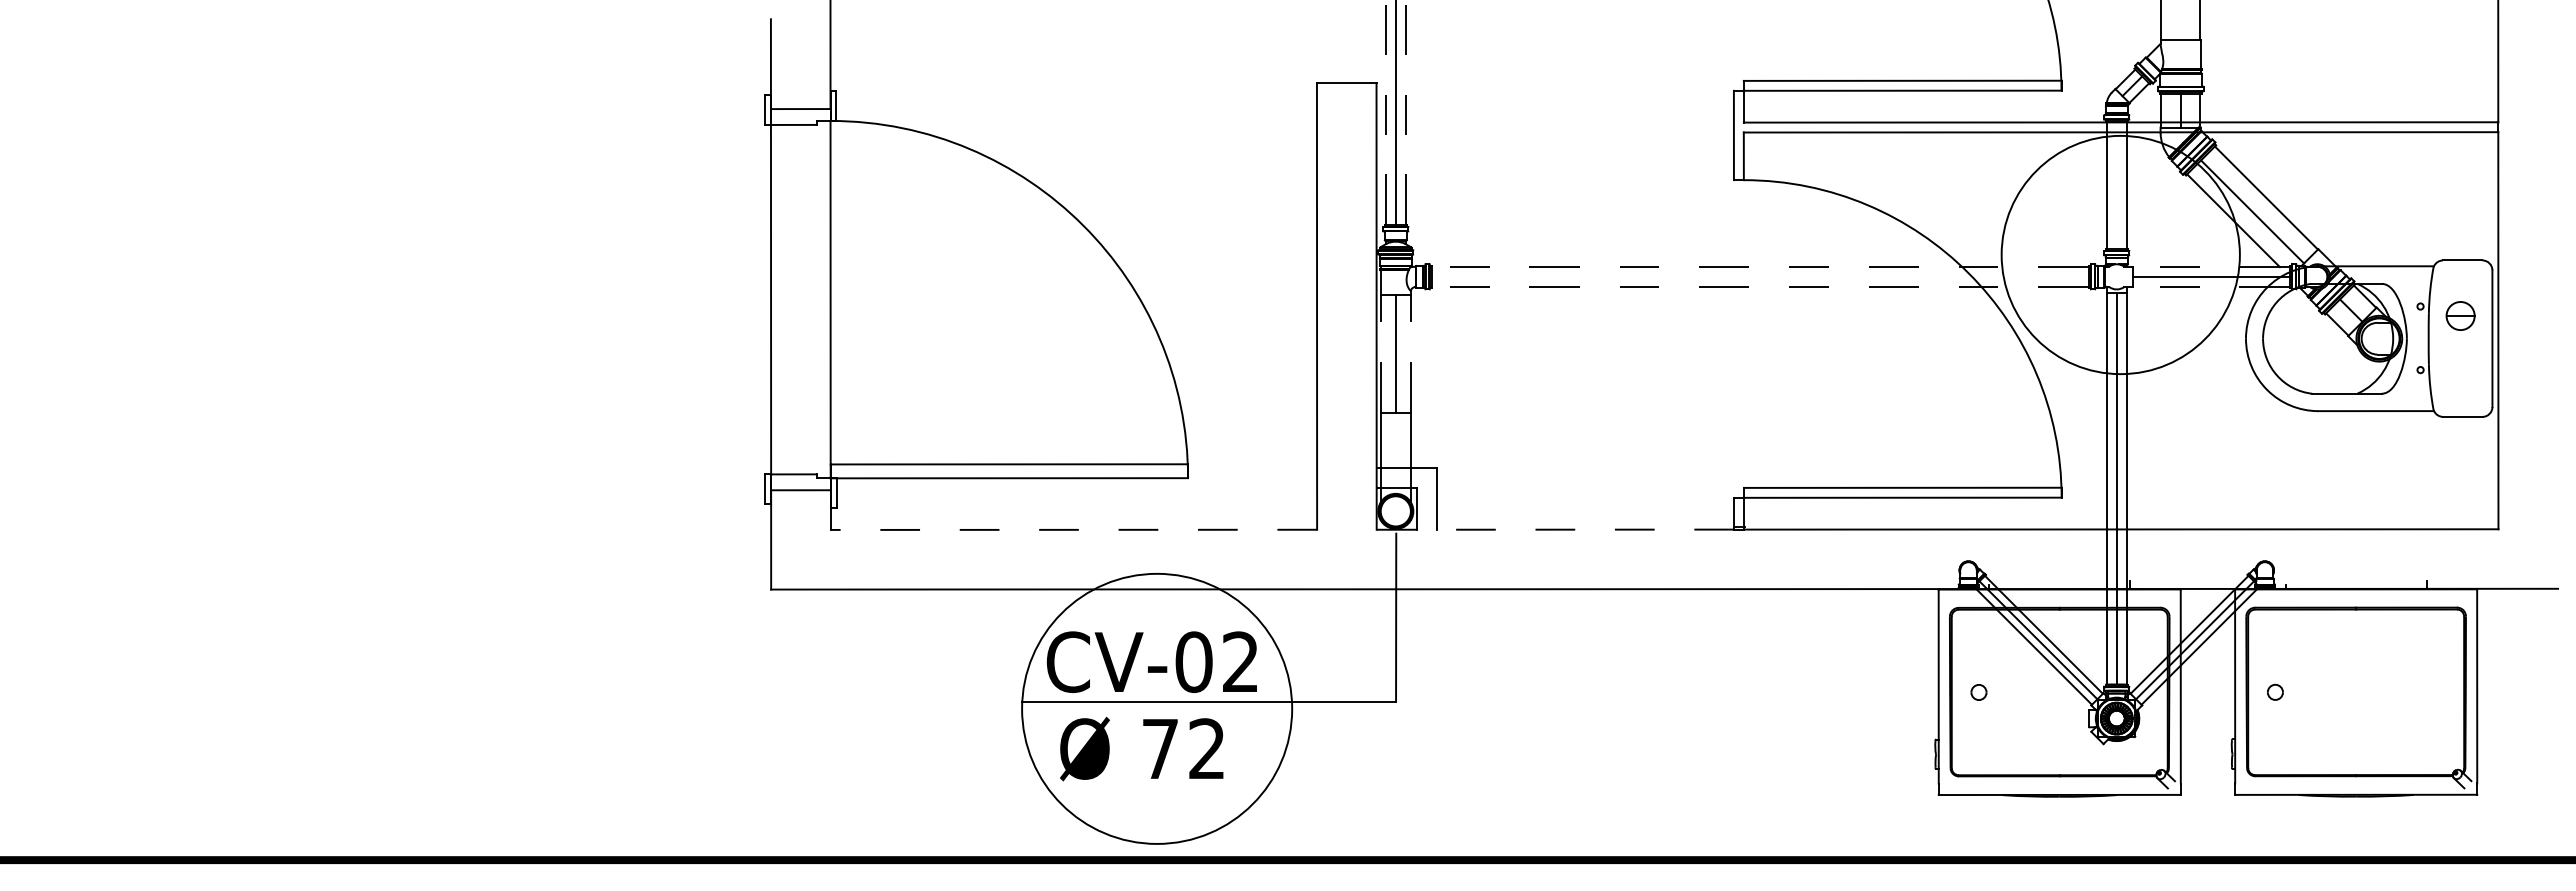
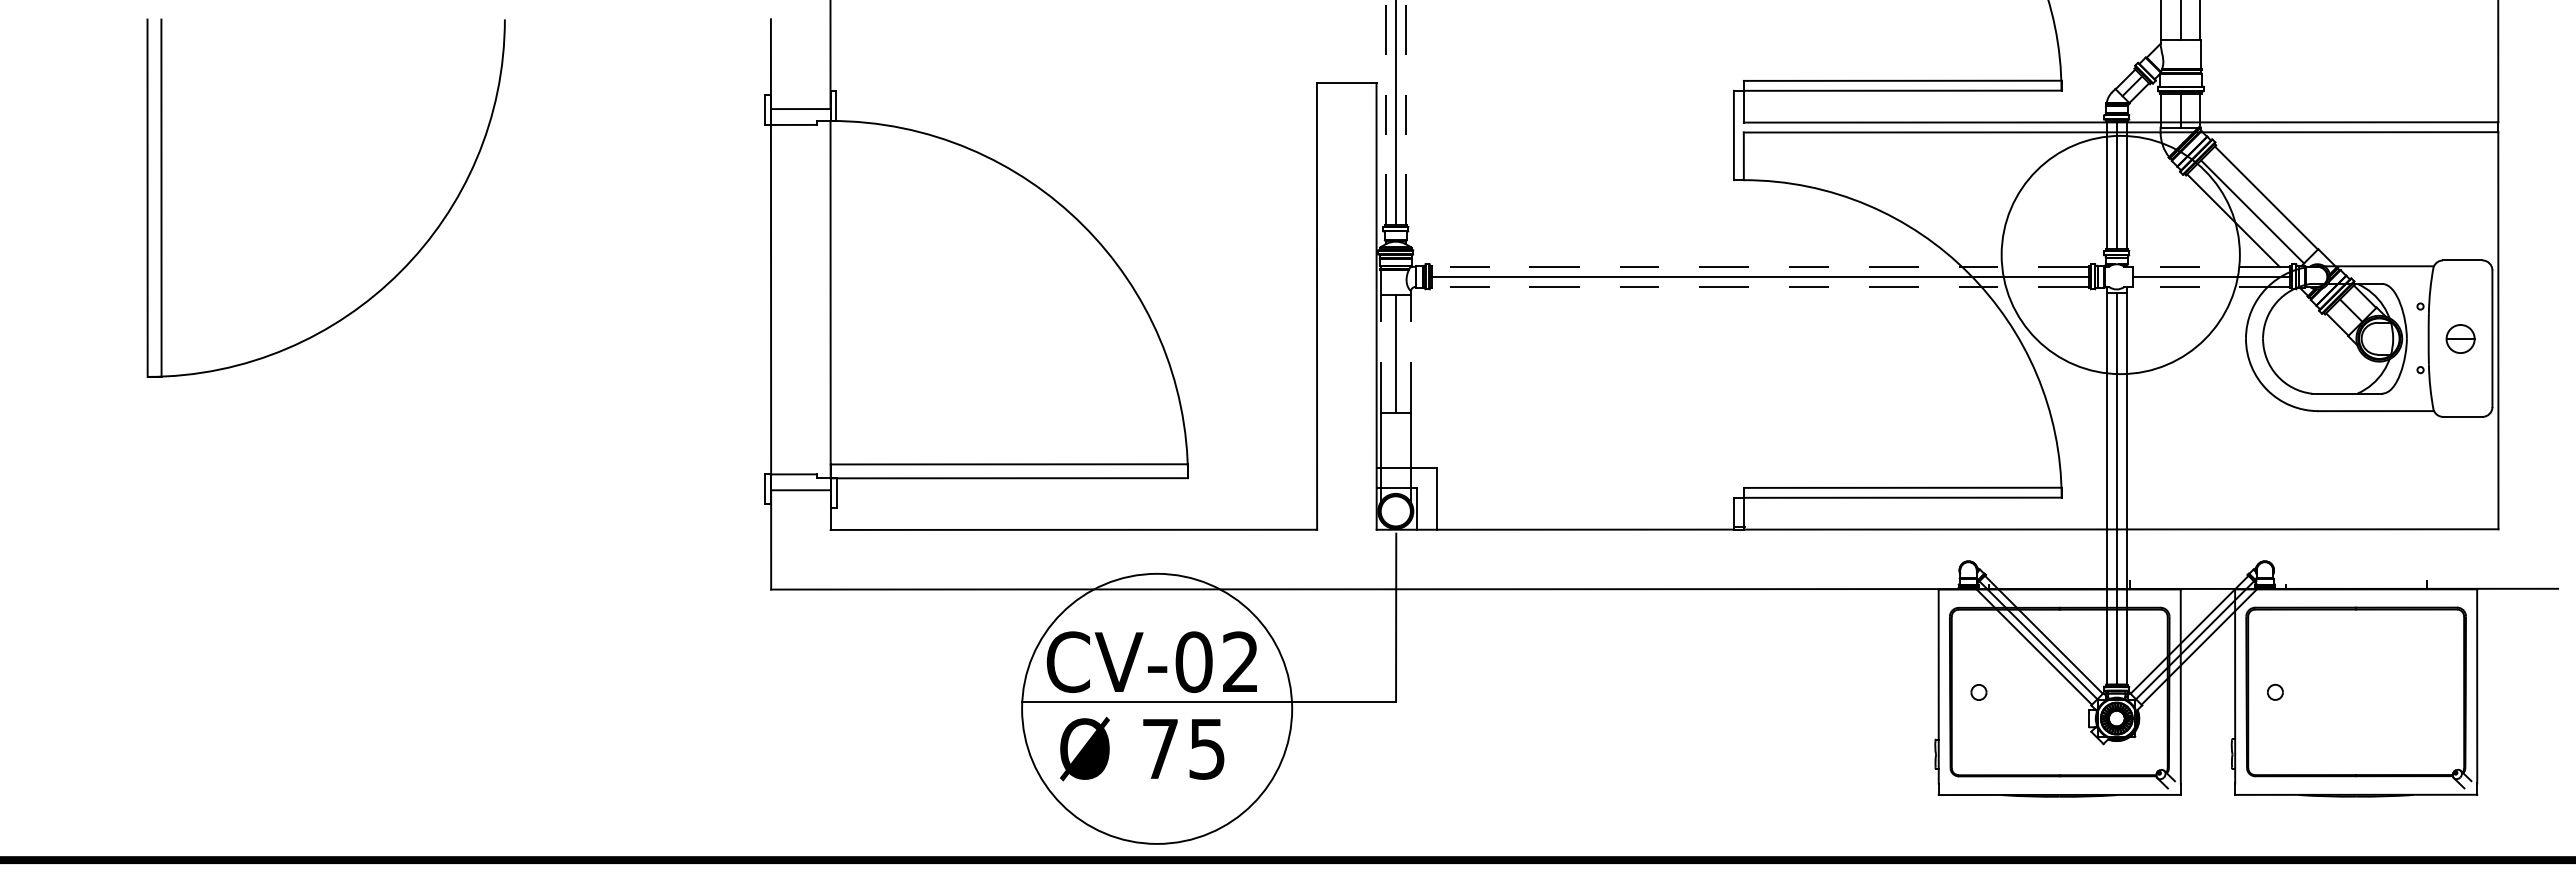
line: none -> present (2180, 21)
line: none -> present (2116, 185)
part: none -> present (399, 271)
line: none -> present (1760, 276)
part position: (2460, 315) -> (2460, 338) (2460, 338)
line: dashed -> solid (1073, 529)
line: dashed -> solid (1555, 529)
text: 72 -> 75 (1206, 748)
